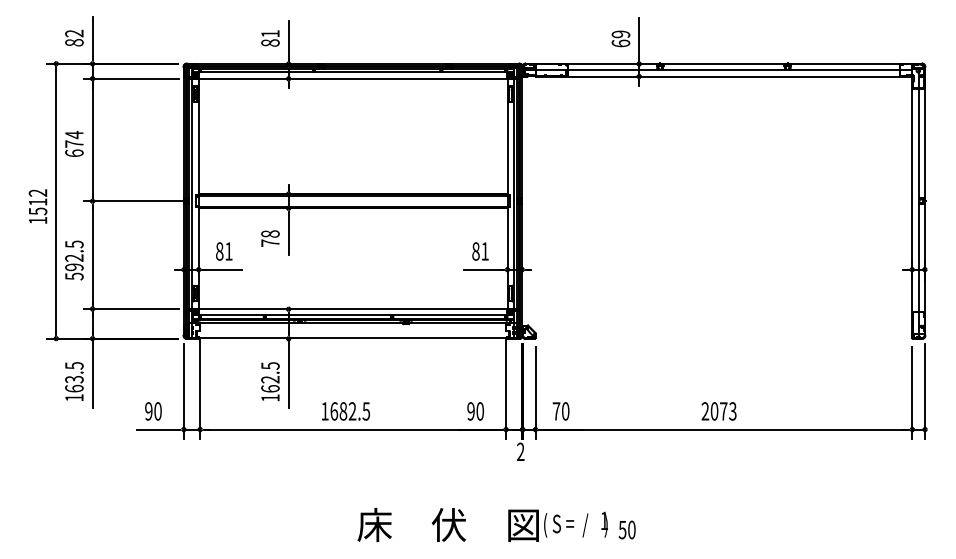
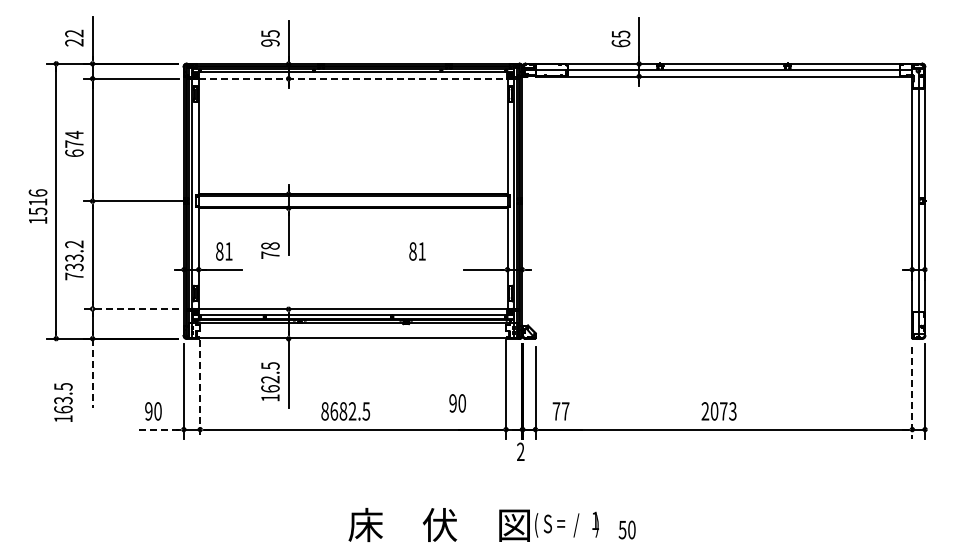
text: 69 -> 65 (620, 34)
text: 81 -> 95 (270, 38)
text: 82 -> 22 (74, 42)
line: solid -> dashed (353, 78)
text: 1512 -> 1516 (37, 192)
text position: (270, 238) -> (270, 250) (270, 250)
text position: (480, 251) -> (417, 251) (417, 251)
text: 592.5 -> 733.2 (74, 260)
line: solid -> dashed (131, 308)
line: solid -> dashed (92, 373)
text position: (74, 381) -> (63, 402) (63, 402)
line: solid -> dashed (200, 389)
line: solid -> dashed (912, 393)
text: 1682.5 -> 8682.5 (324, 411)
text position: (475, 411) -> (457, 403) (457, 403)
text: 70 -> 77 (565, 411)
line: solid -> dashed (157, 429)
text position: (482, 524) -> (473, 524) (473, 524)
